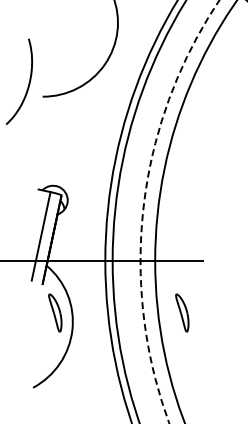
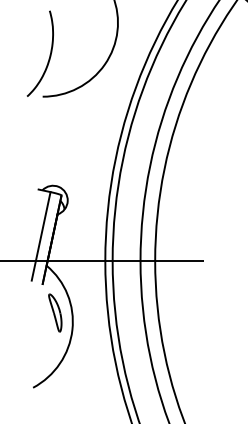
curve position: (28, 82) -> (49, 54) (49, 54)
circle: dashed -> solid (179, 211)
part: present -> none (182, 312)
